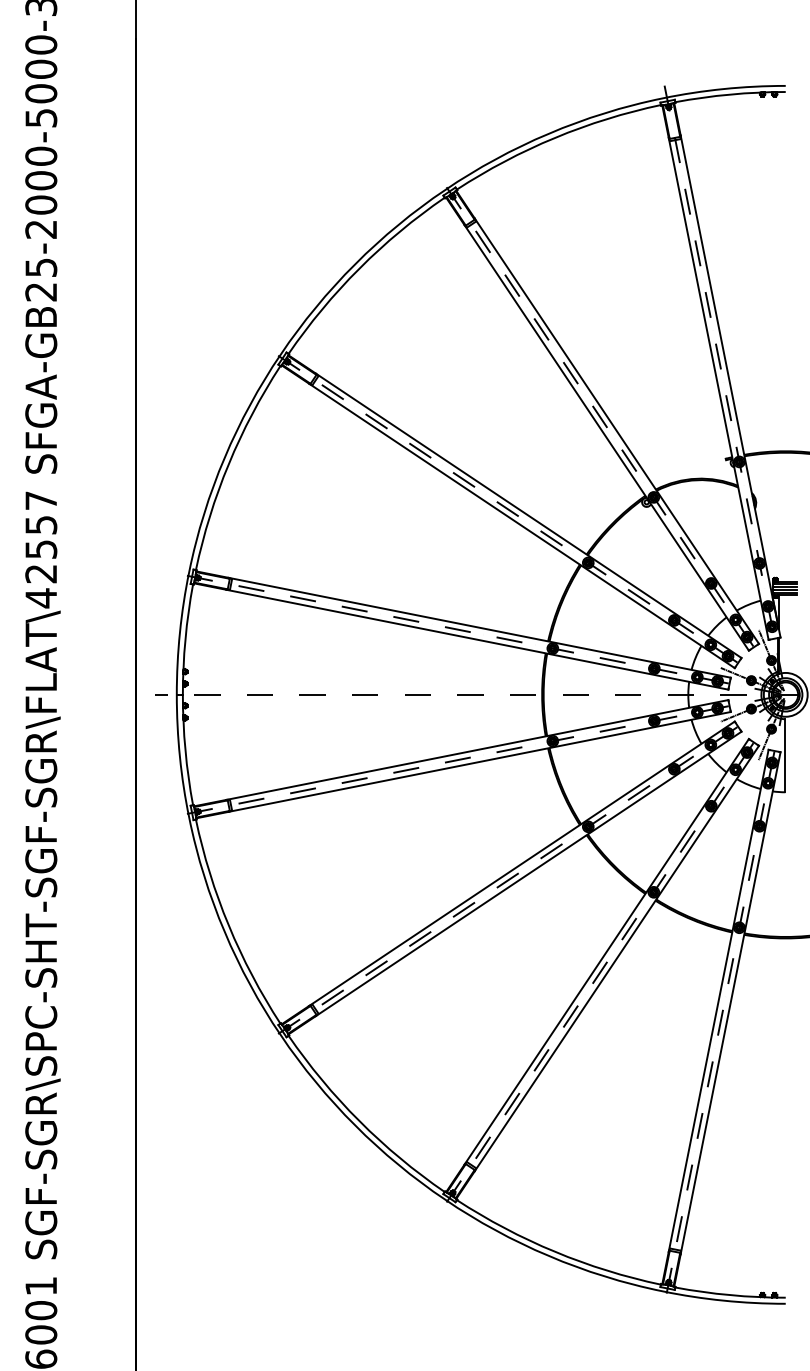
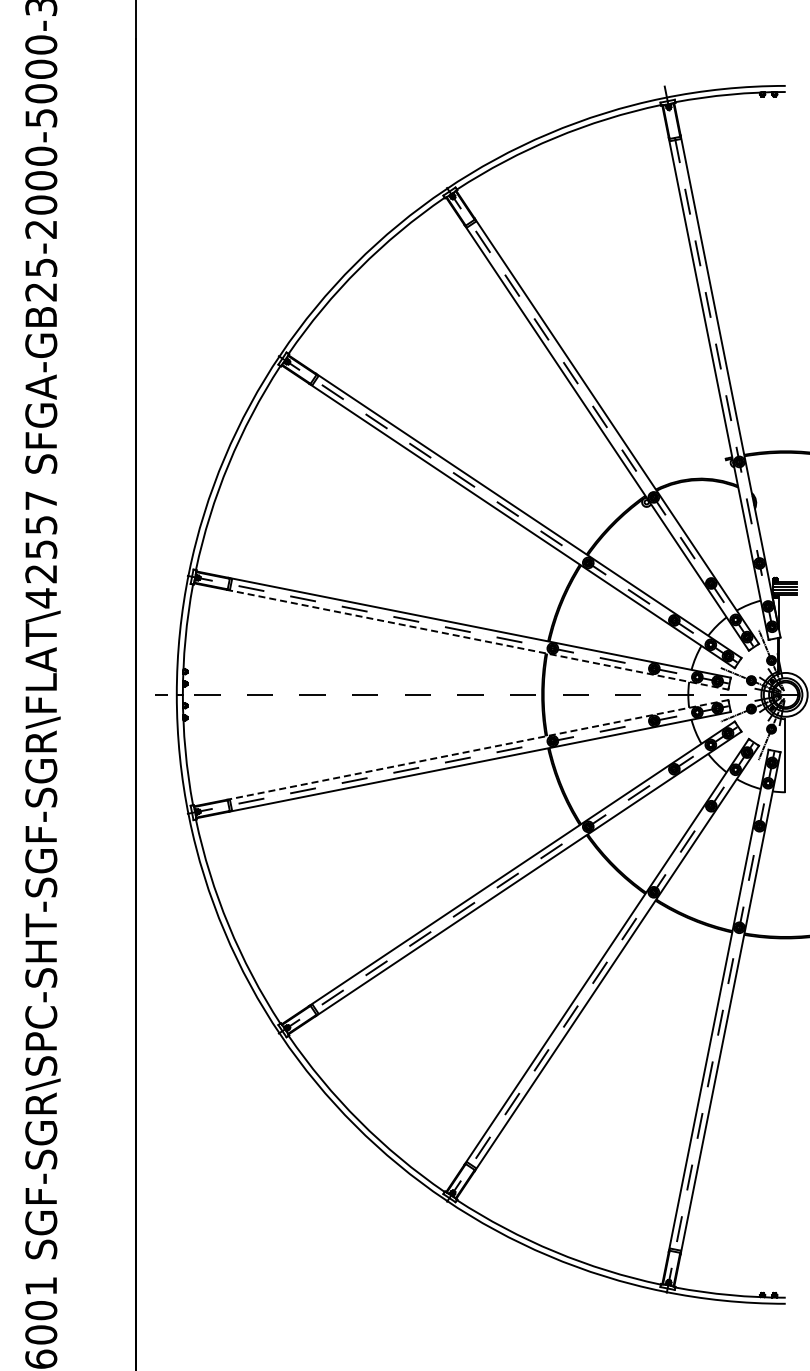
line: solid -> dashed (477, 639)
line: solid -> dashed (476, 750)
